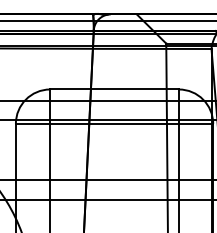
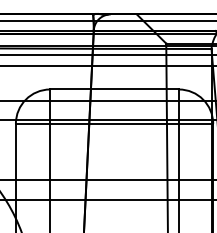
line: none -> present (107, 55)
line: none -> present (107, 65)
